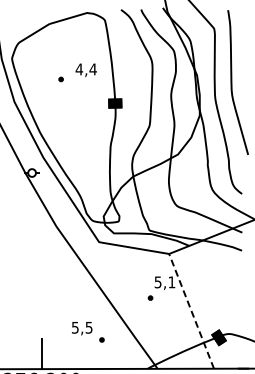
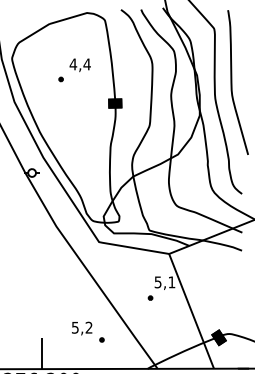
text position: (85, 70) -> (79, 65) (79, 65)
line: dashed -> solid (191, 311)
text: 5,5 -> 5,2 (88, 327)
